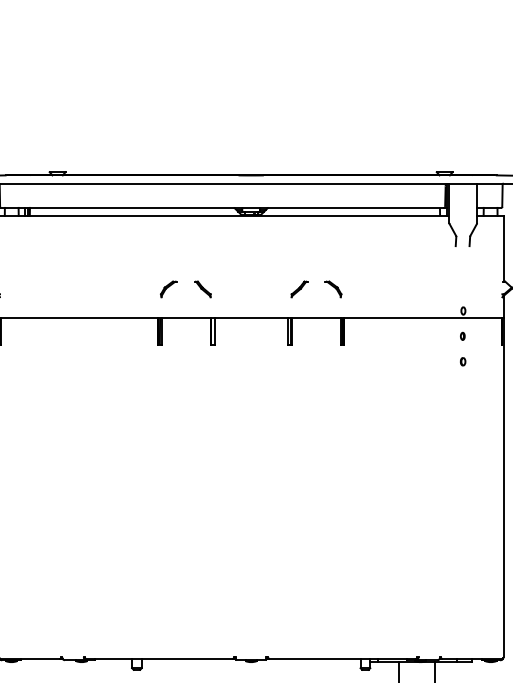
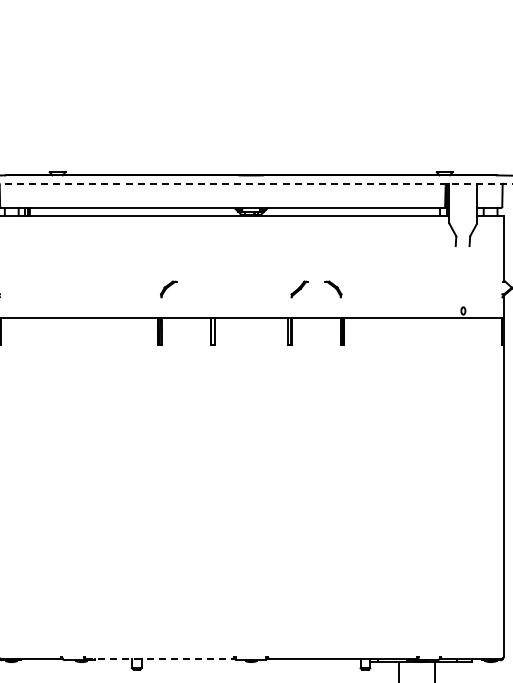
line: solid -> dashed (256, 183)
part: present -> none (202, 289)
part: present -> none (462, 335)
part: present -> none (463, 361)
line: solid -> dashed (160, 658)
